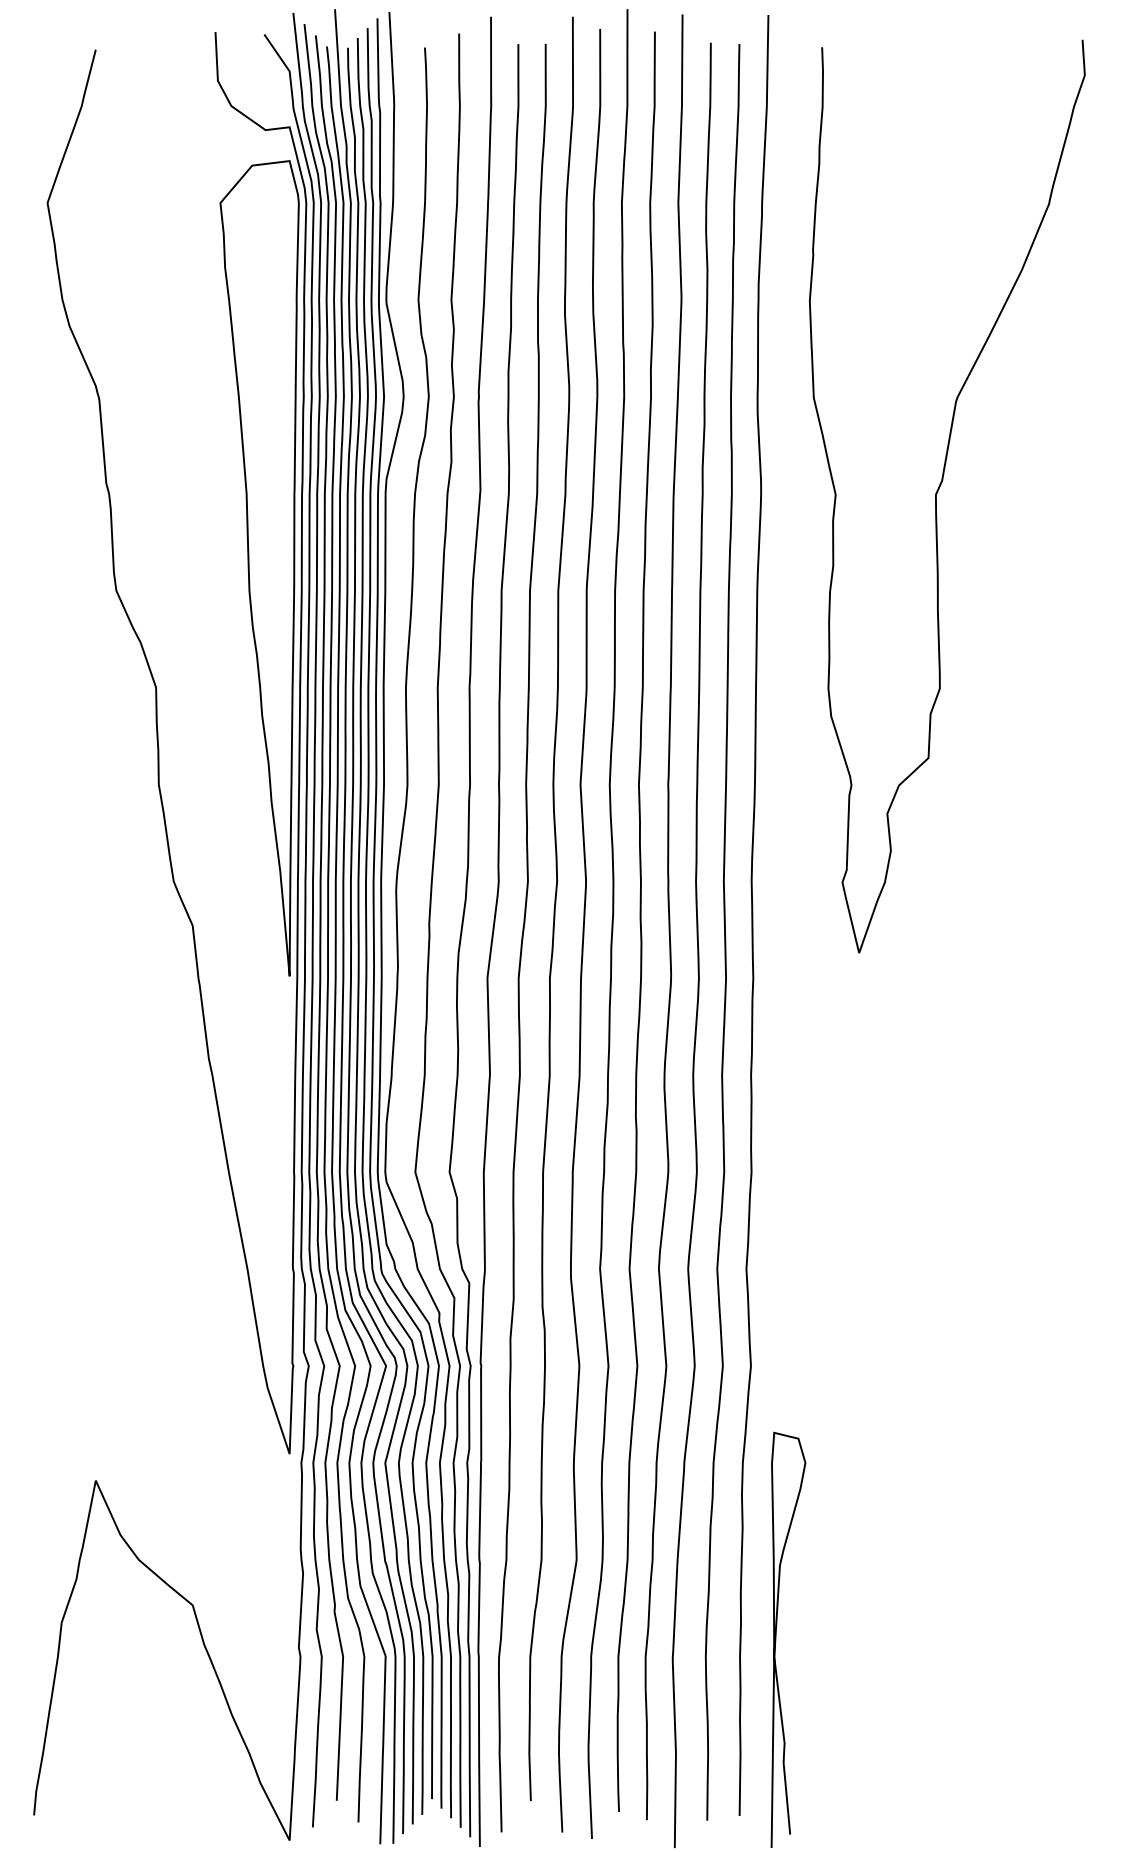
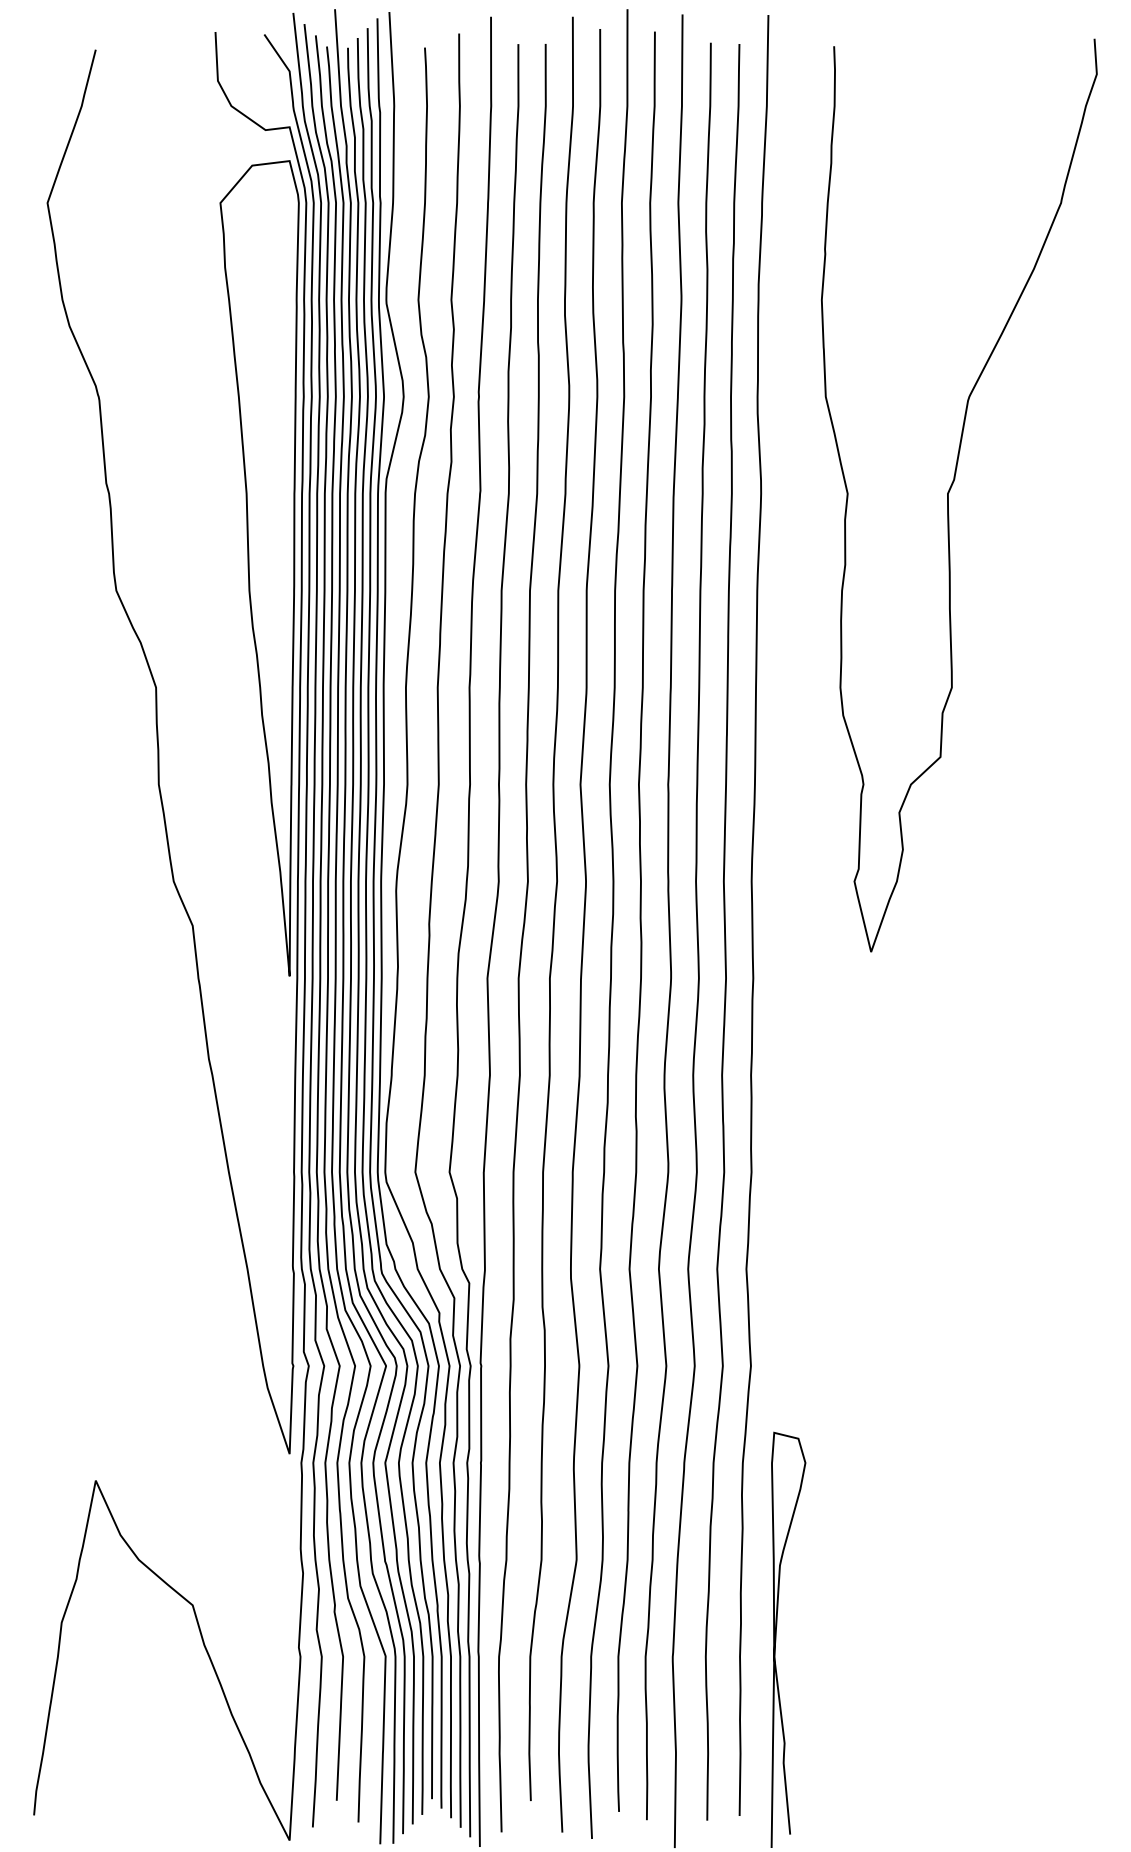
curve position: (937, 494) -> (949, 493) (949, 493)
